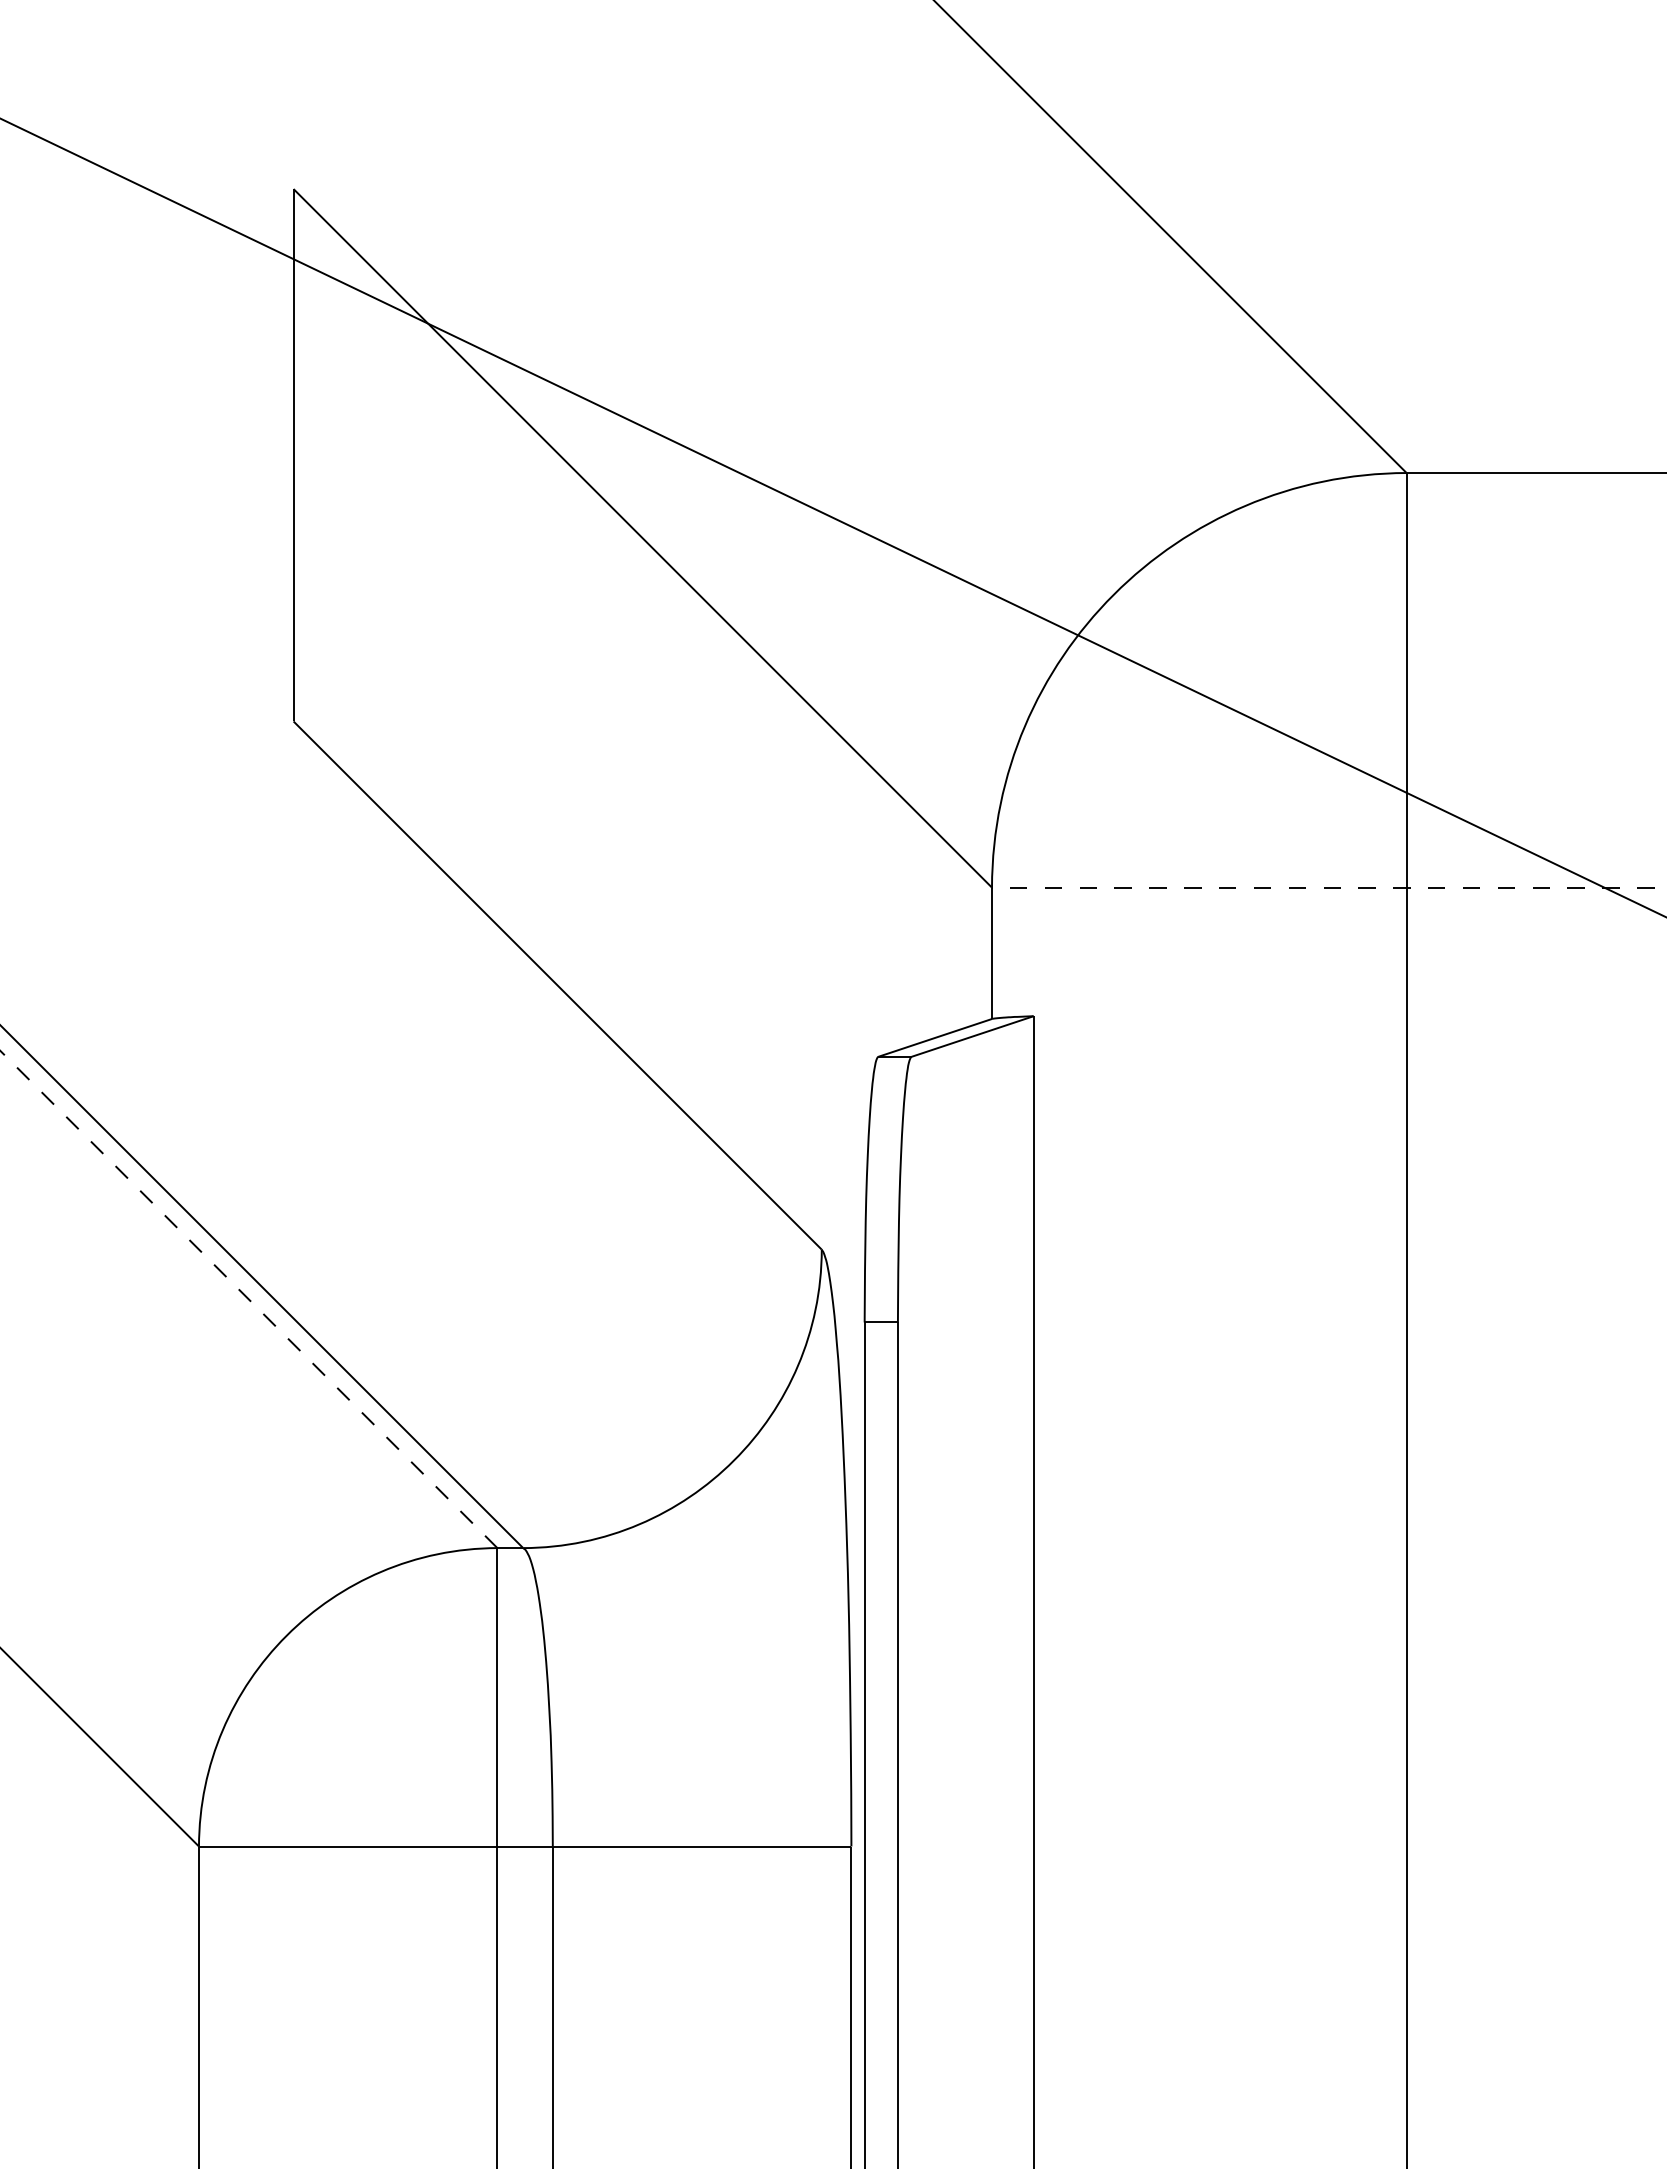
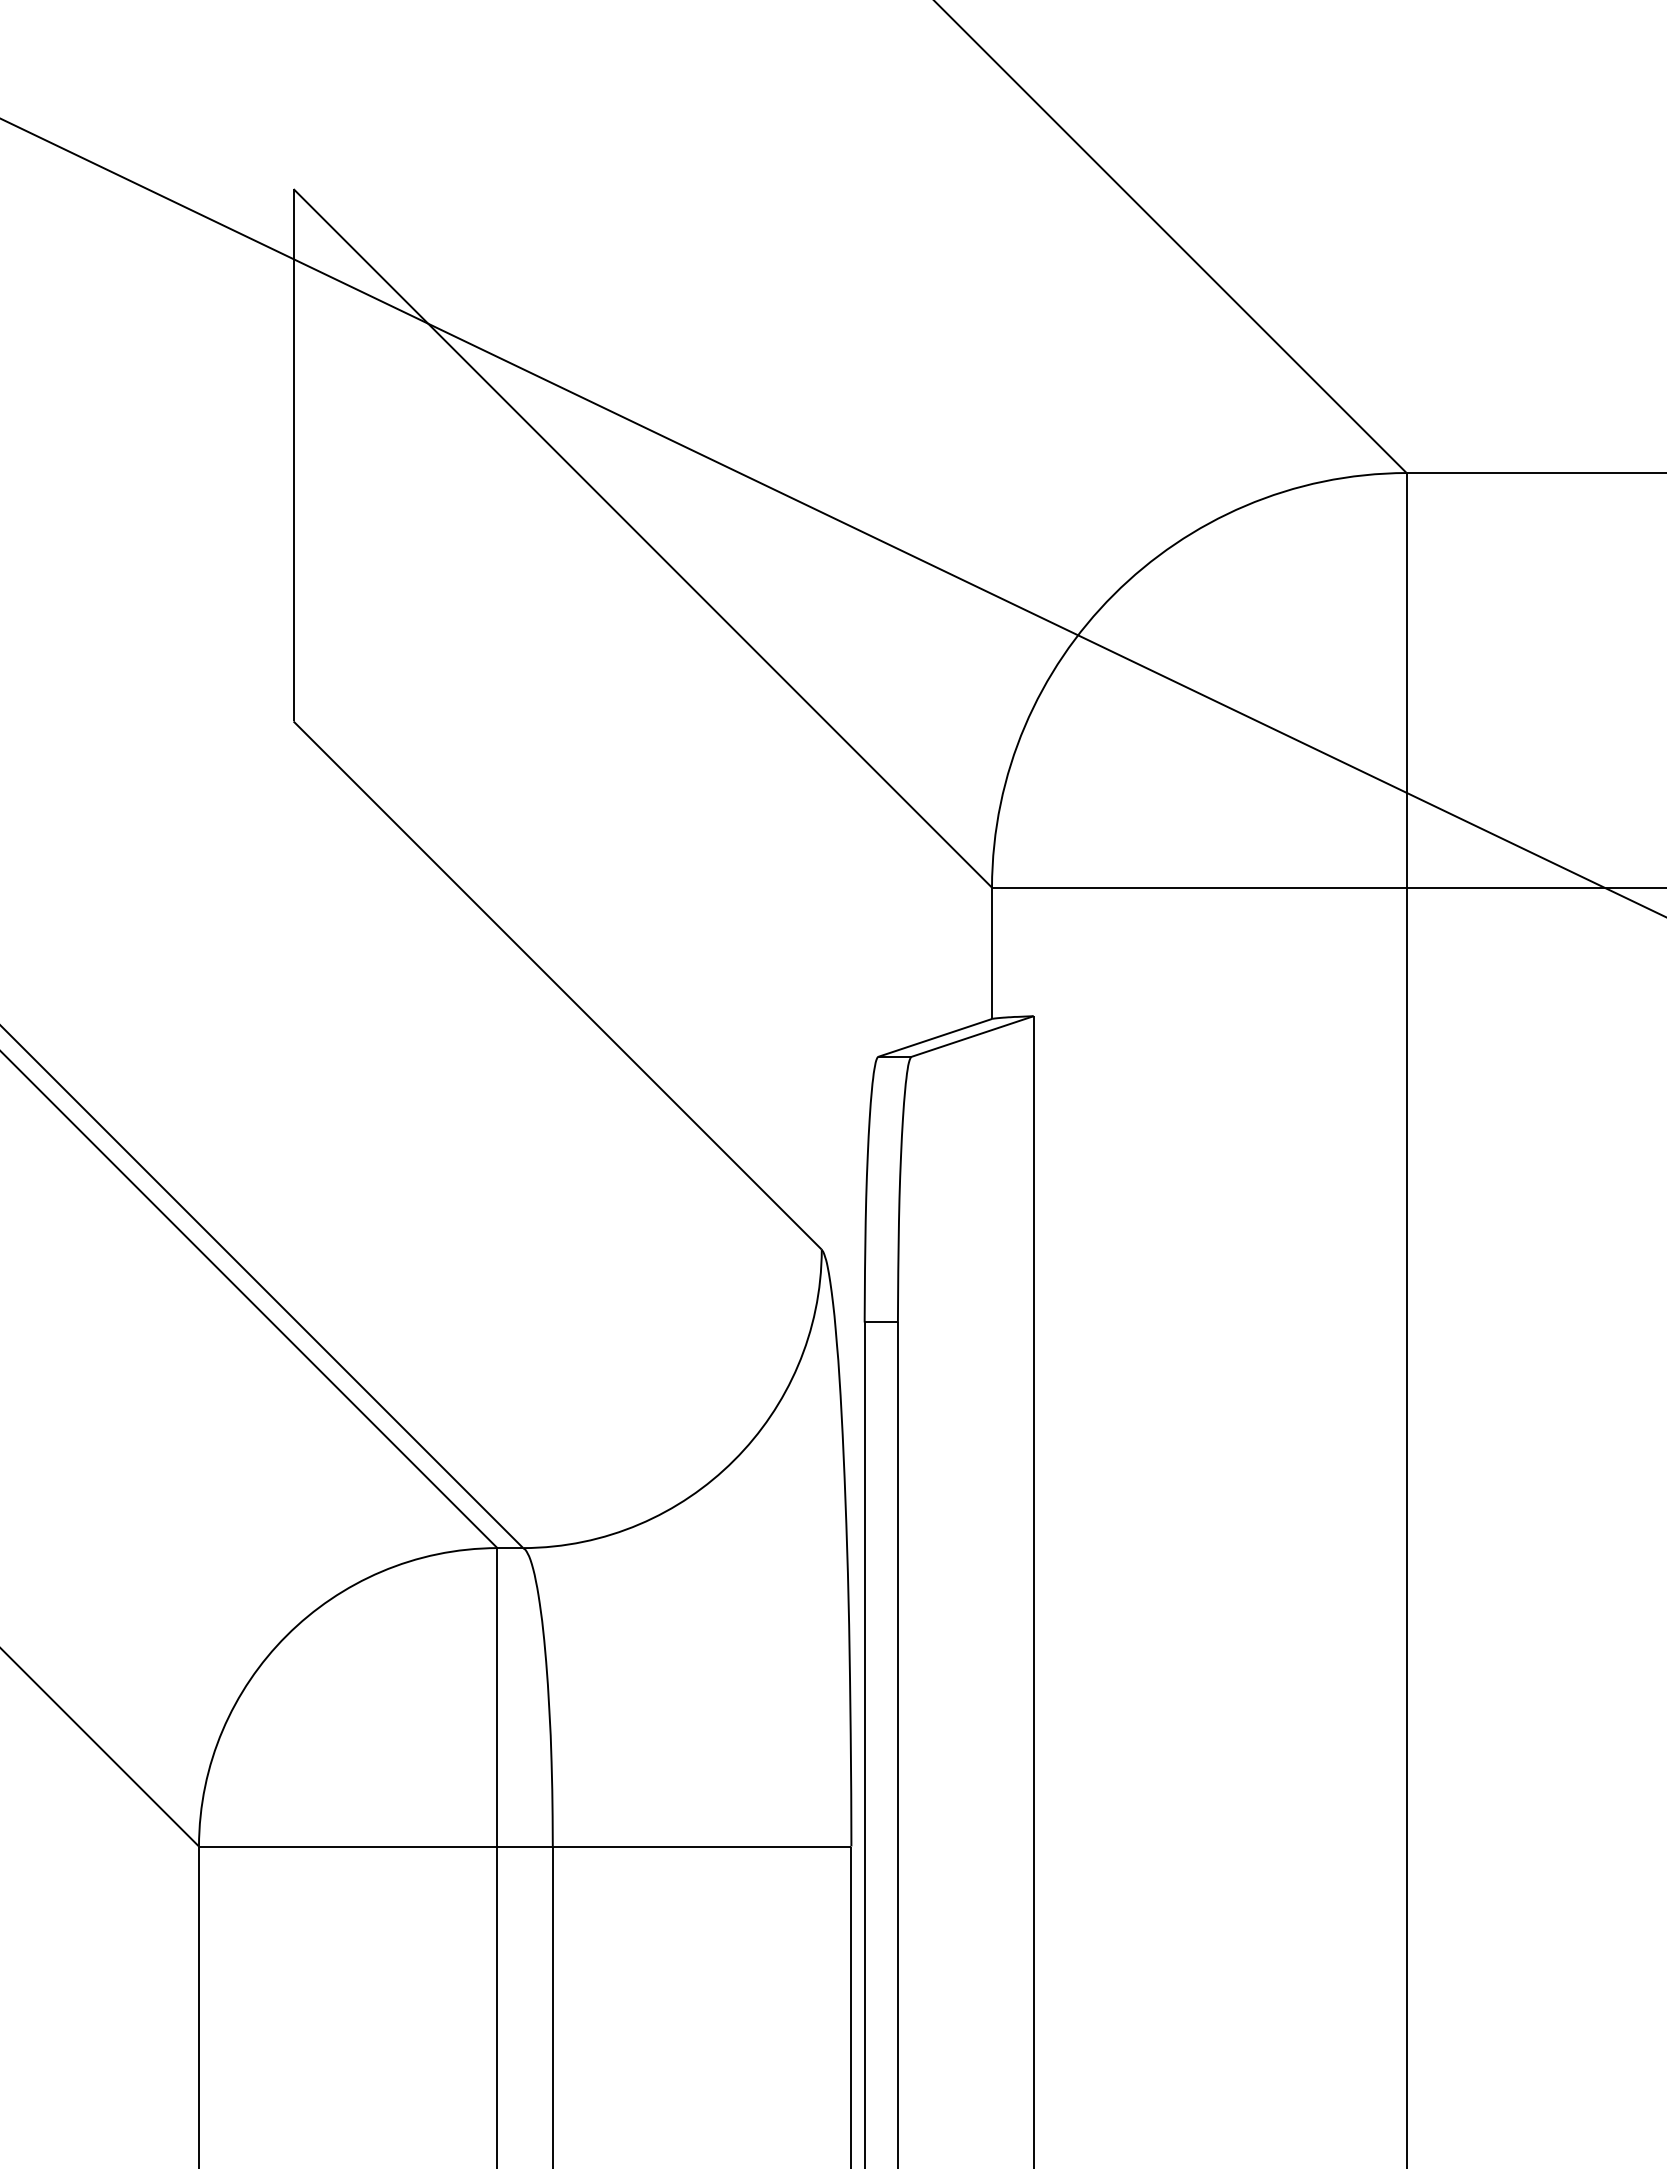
line: dashed -> solid (1328, 887)
line: dashed -> solid (248, 1299)
